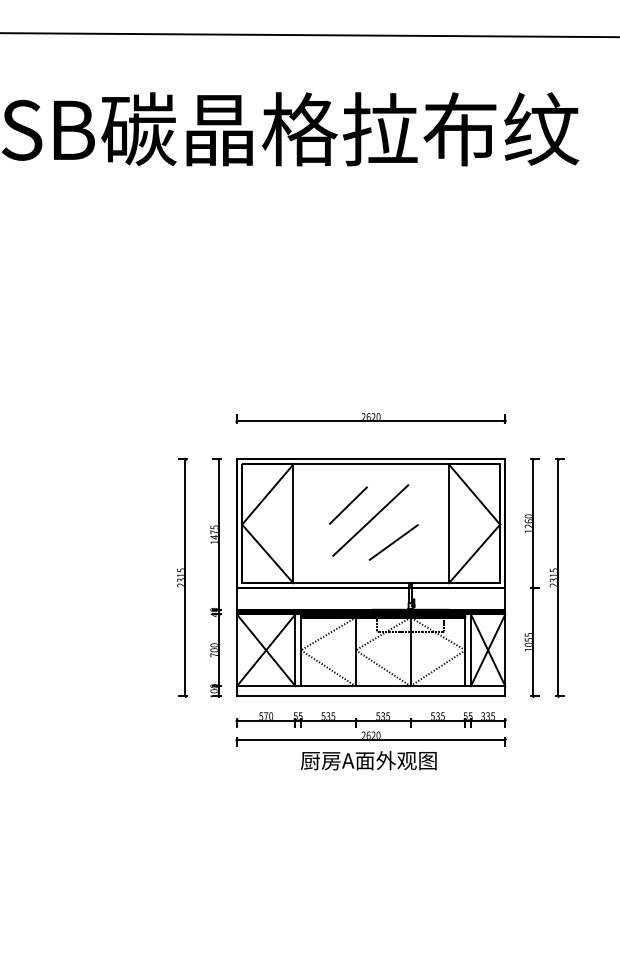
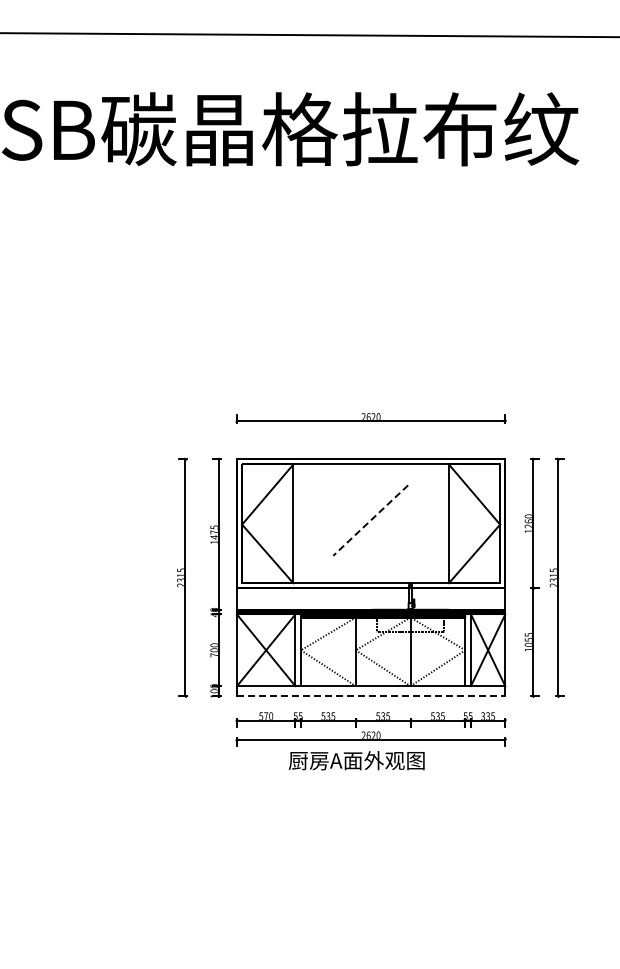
line: present -> none (347, 505)
line: solid -> dashed (370, 520)
line: present -> none (393, 542)
line: solid -> dashed (371, 696)
text position: (368, 760) -> (356, 760) (356, 760)
